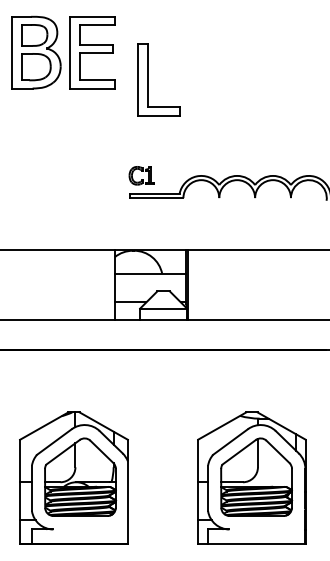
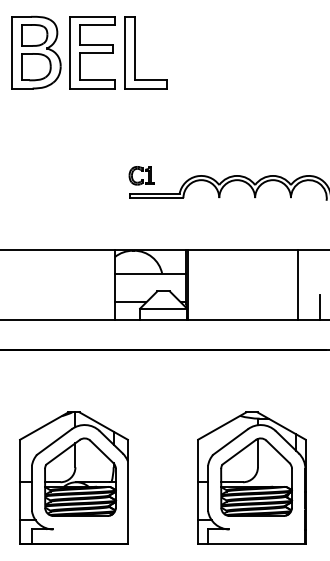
part position: (148, 79) -> (135, 52) (135, 52)
line: none -> present (298, 284)
line: none -> present (319, 307)
